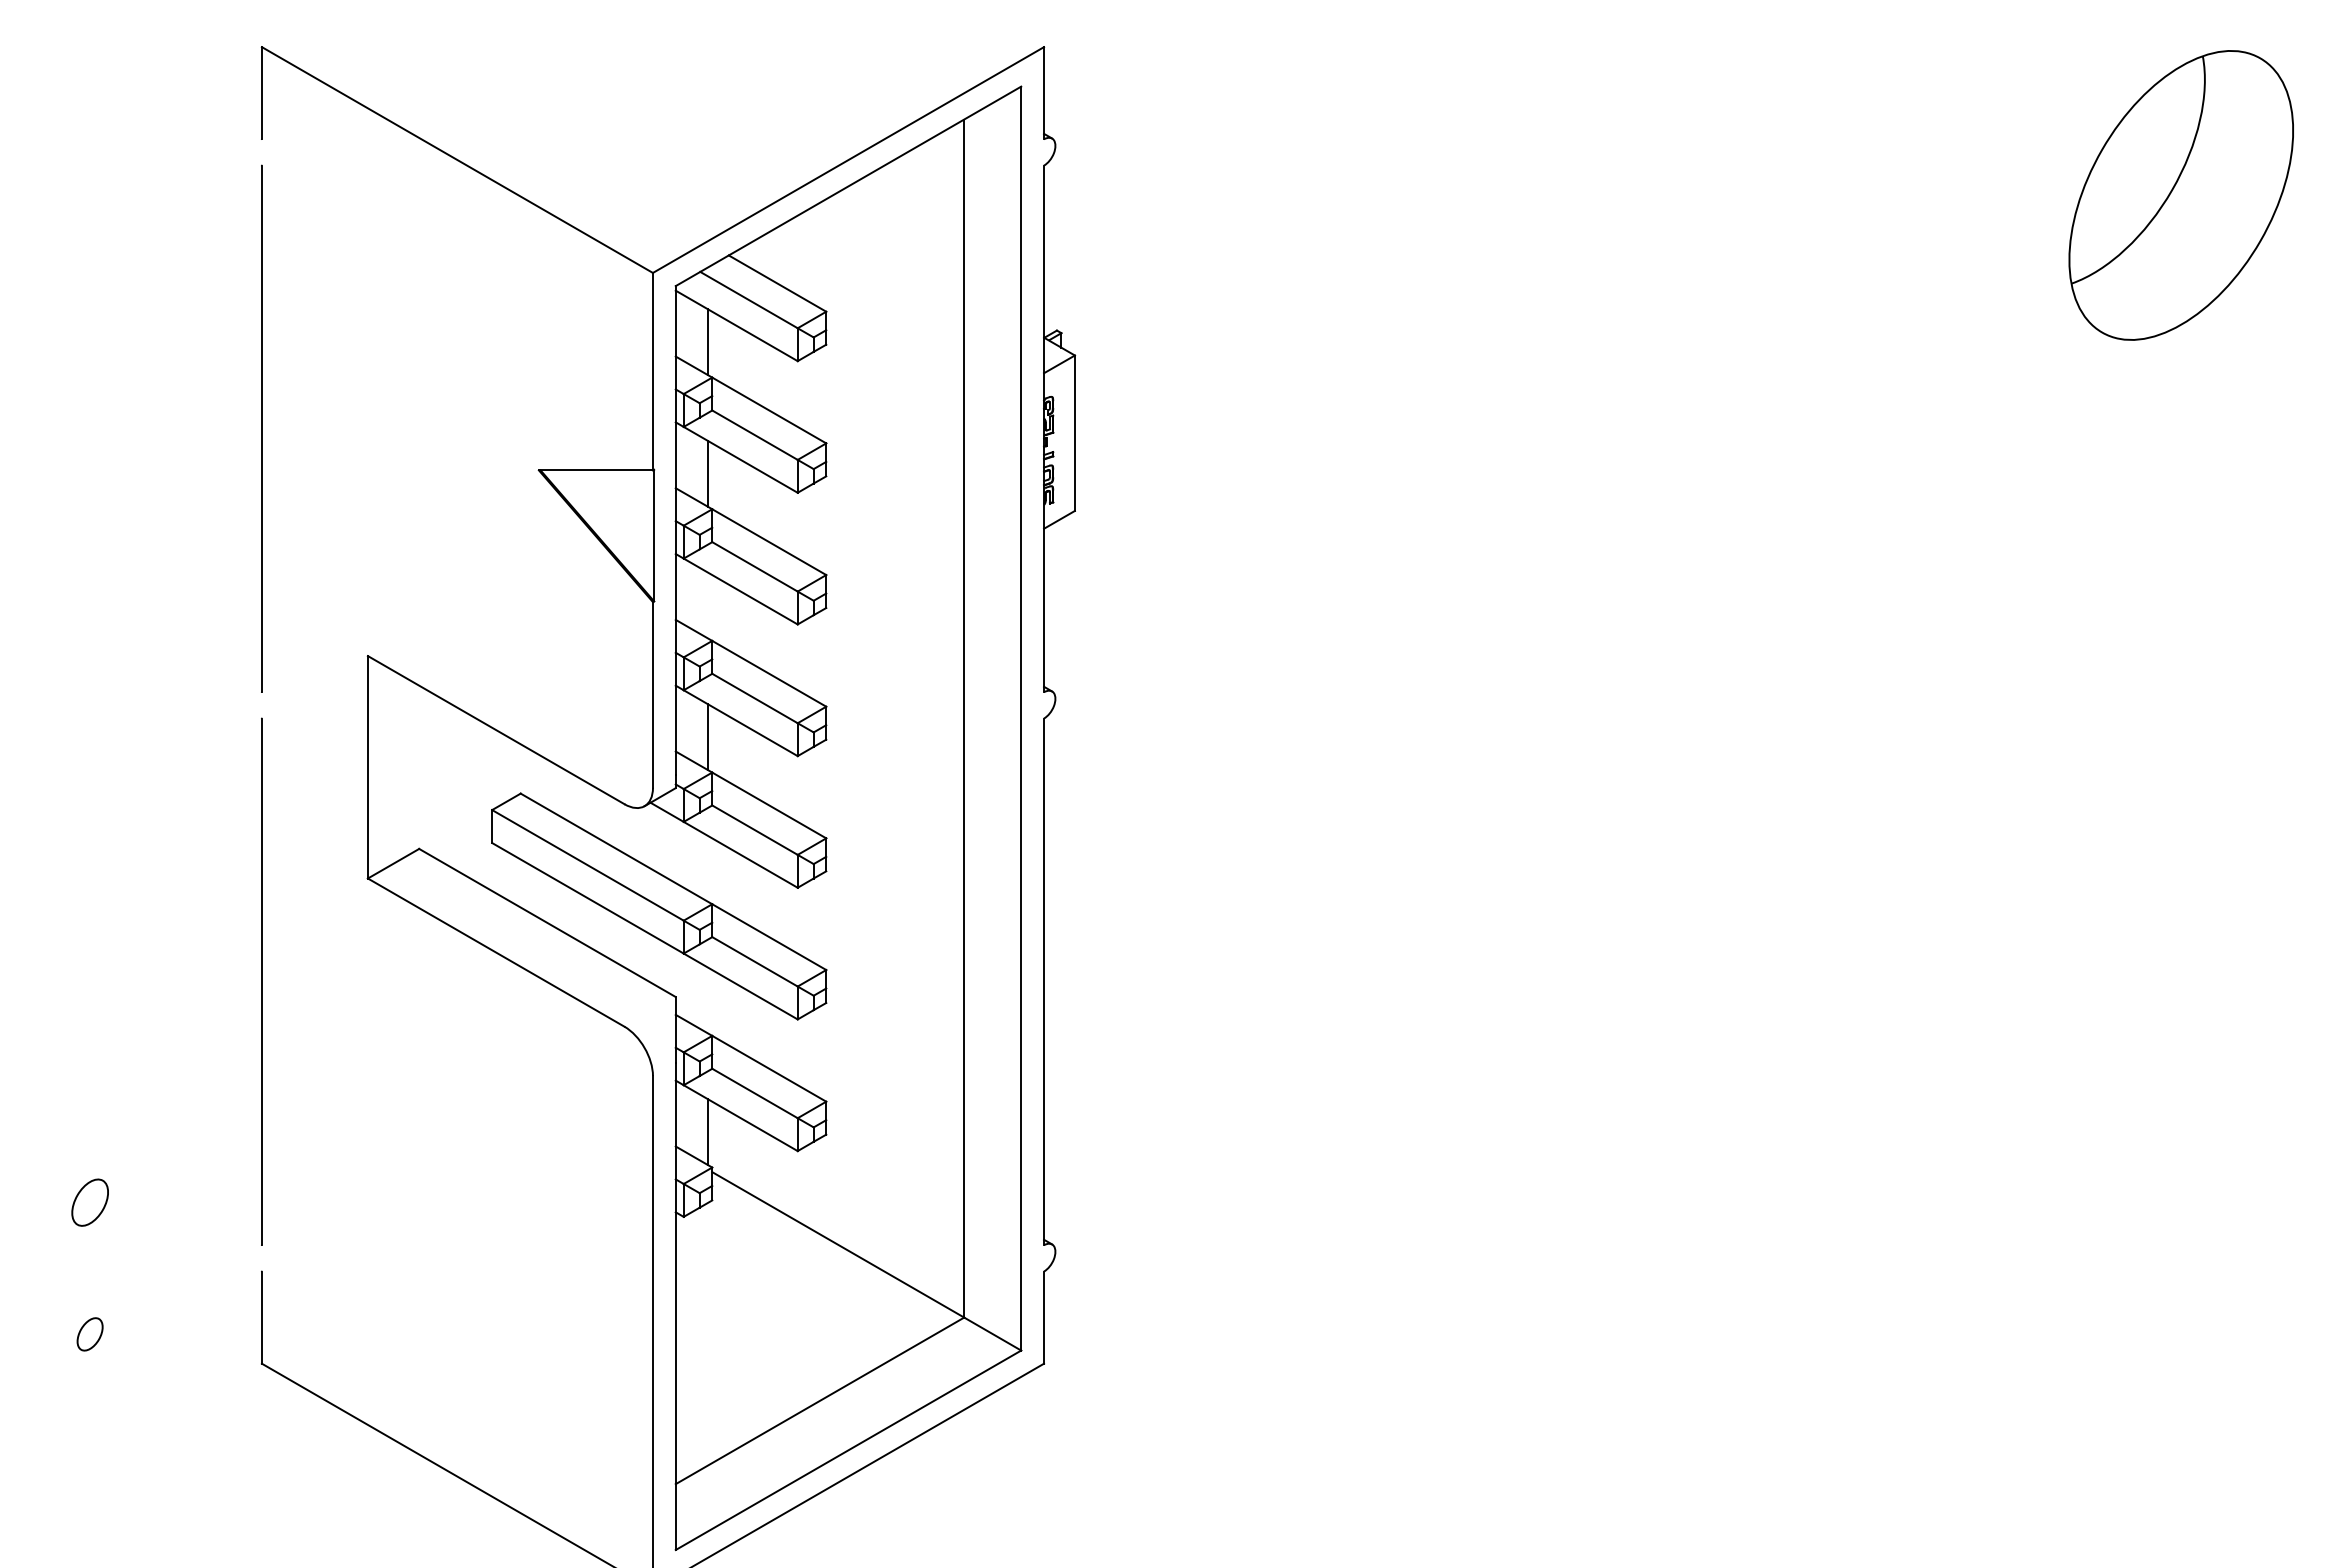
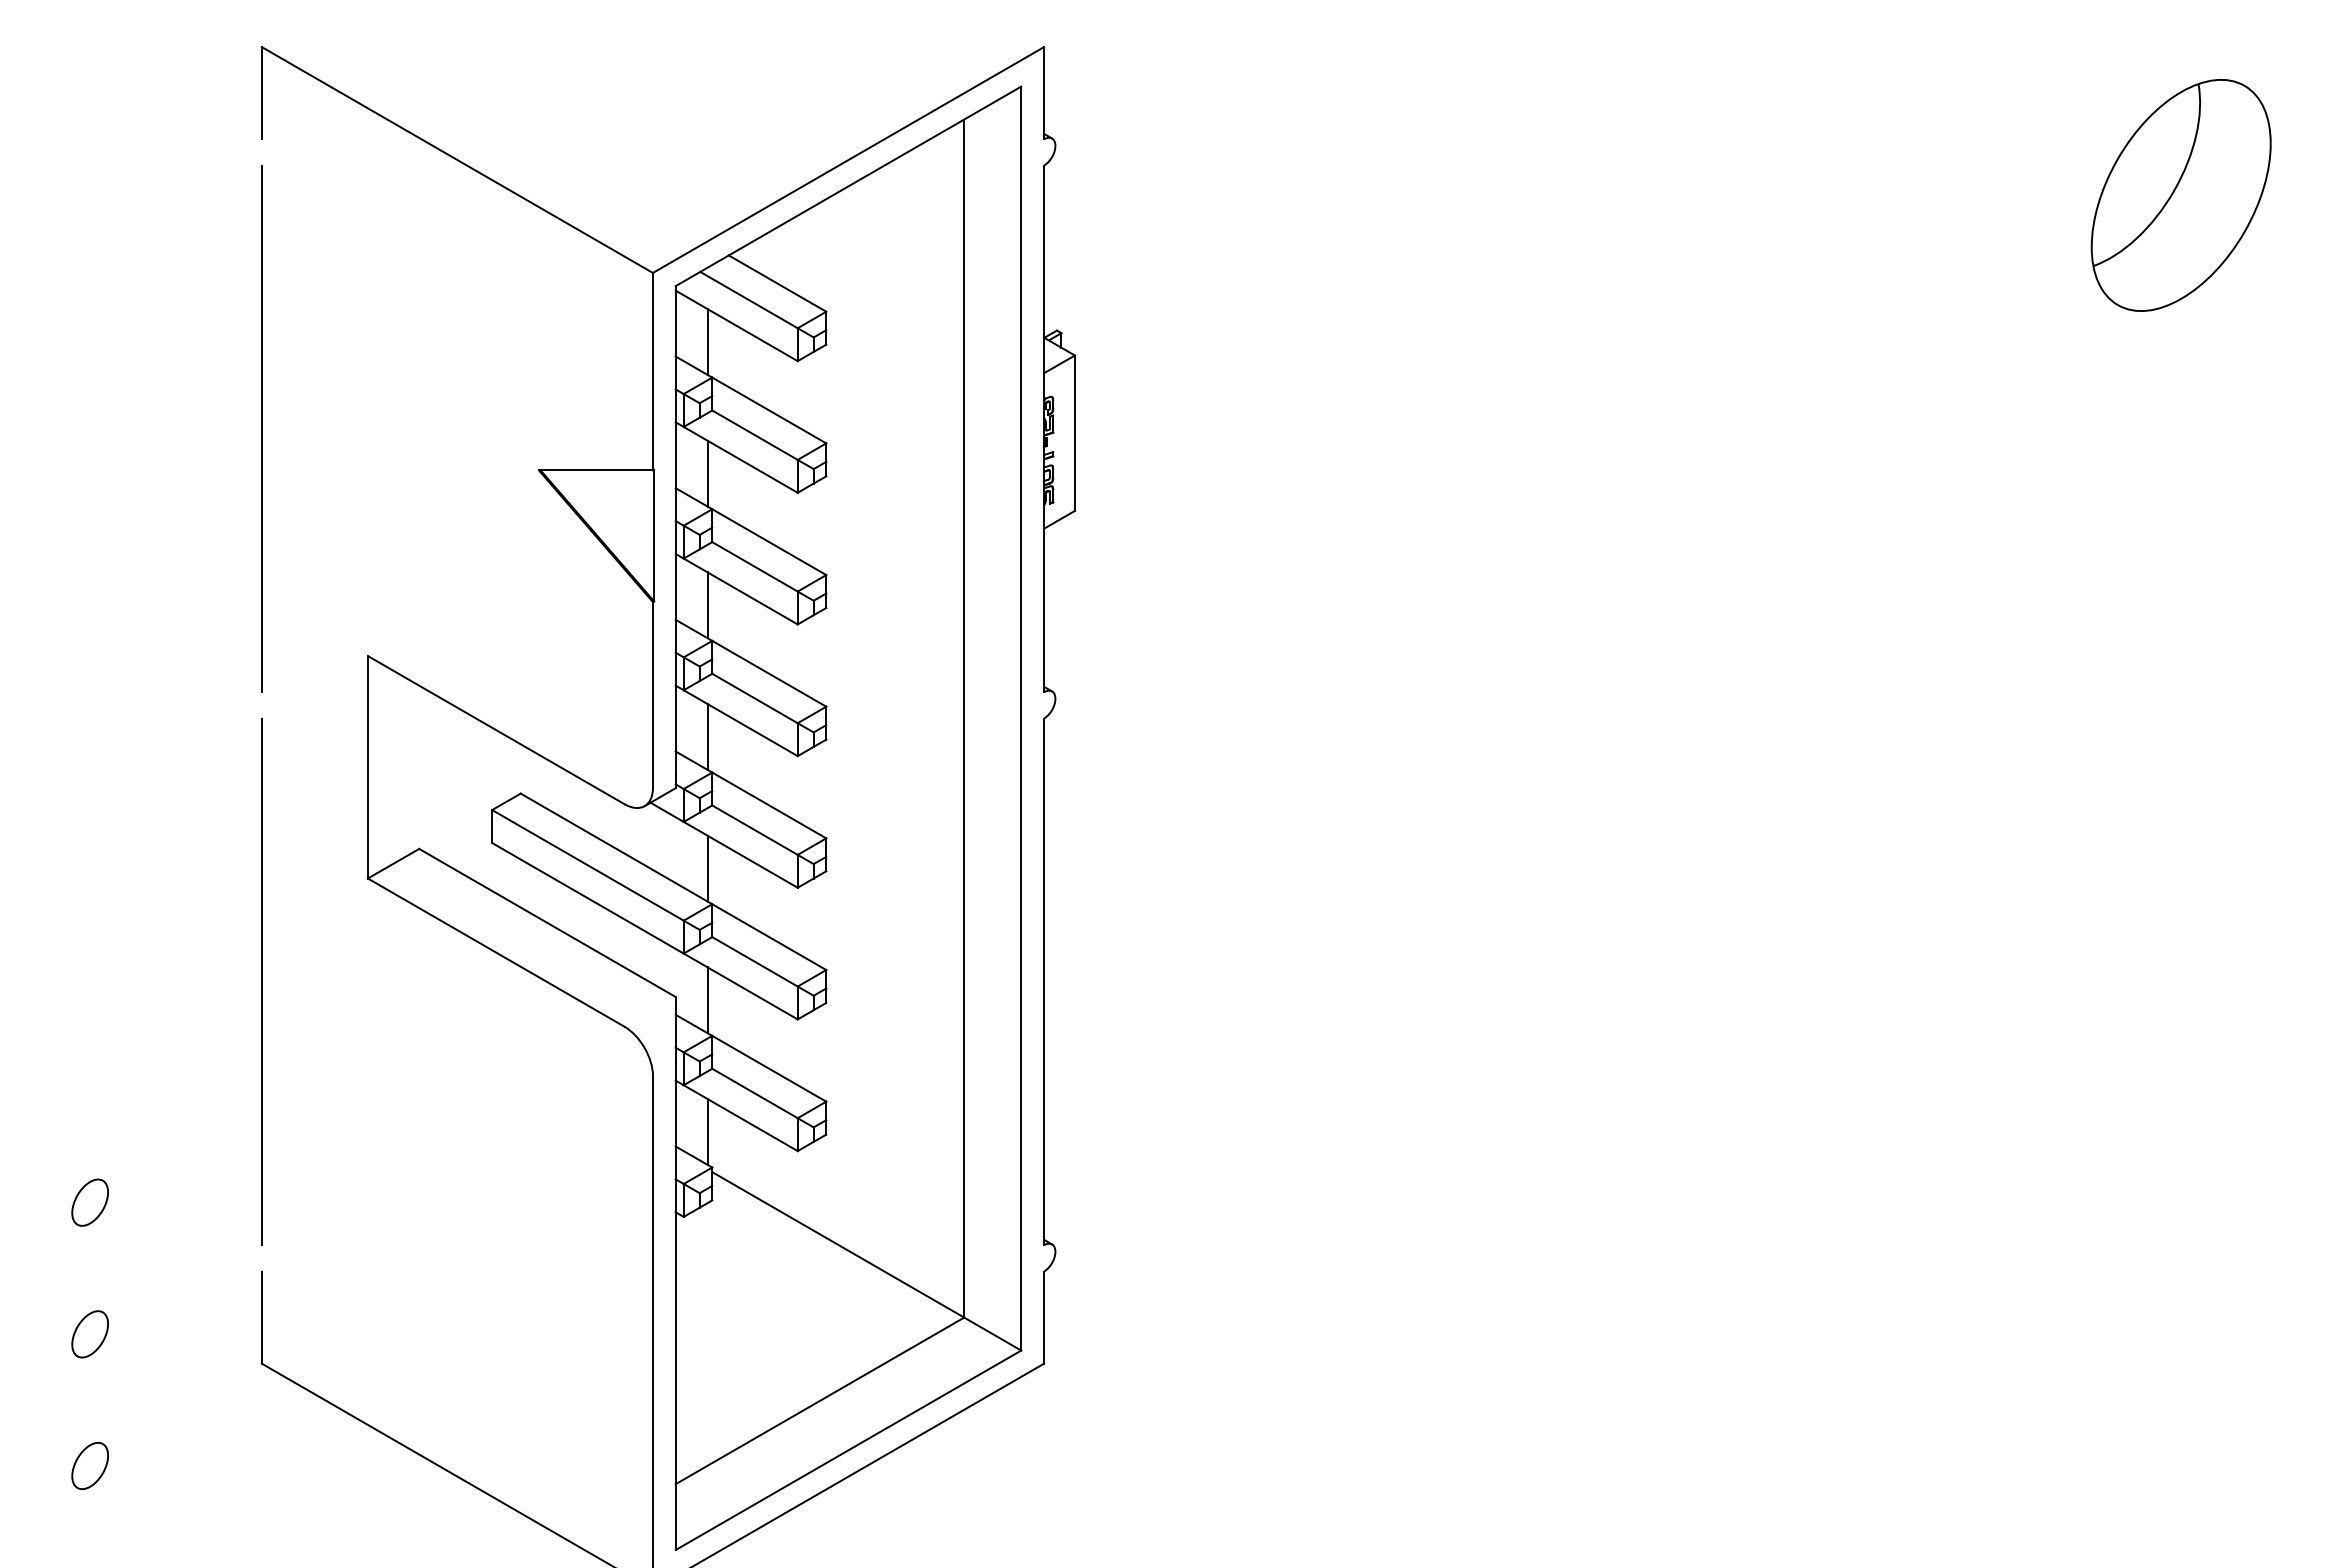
part size: 226x291 px -> 182x233 px (2180, 195)
line: none -> present (707, 605)
line: none -> present (707, 868)
line: none -> present (707, 1000)
part size: 28x35 px -> 38x49 px (89, 1334)
part: none -> present (89, 1465)
